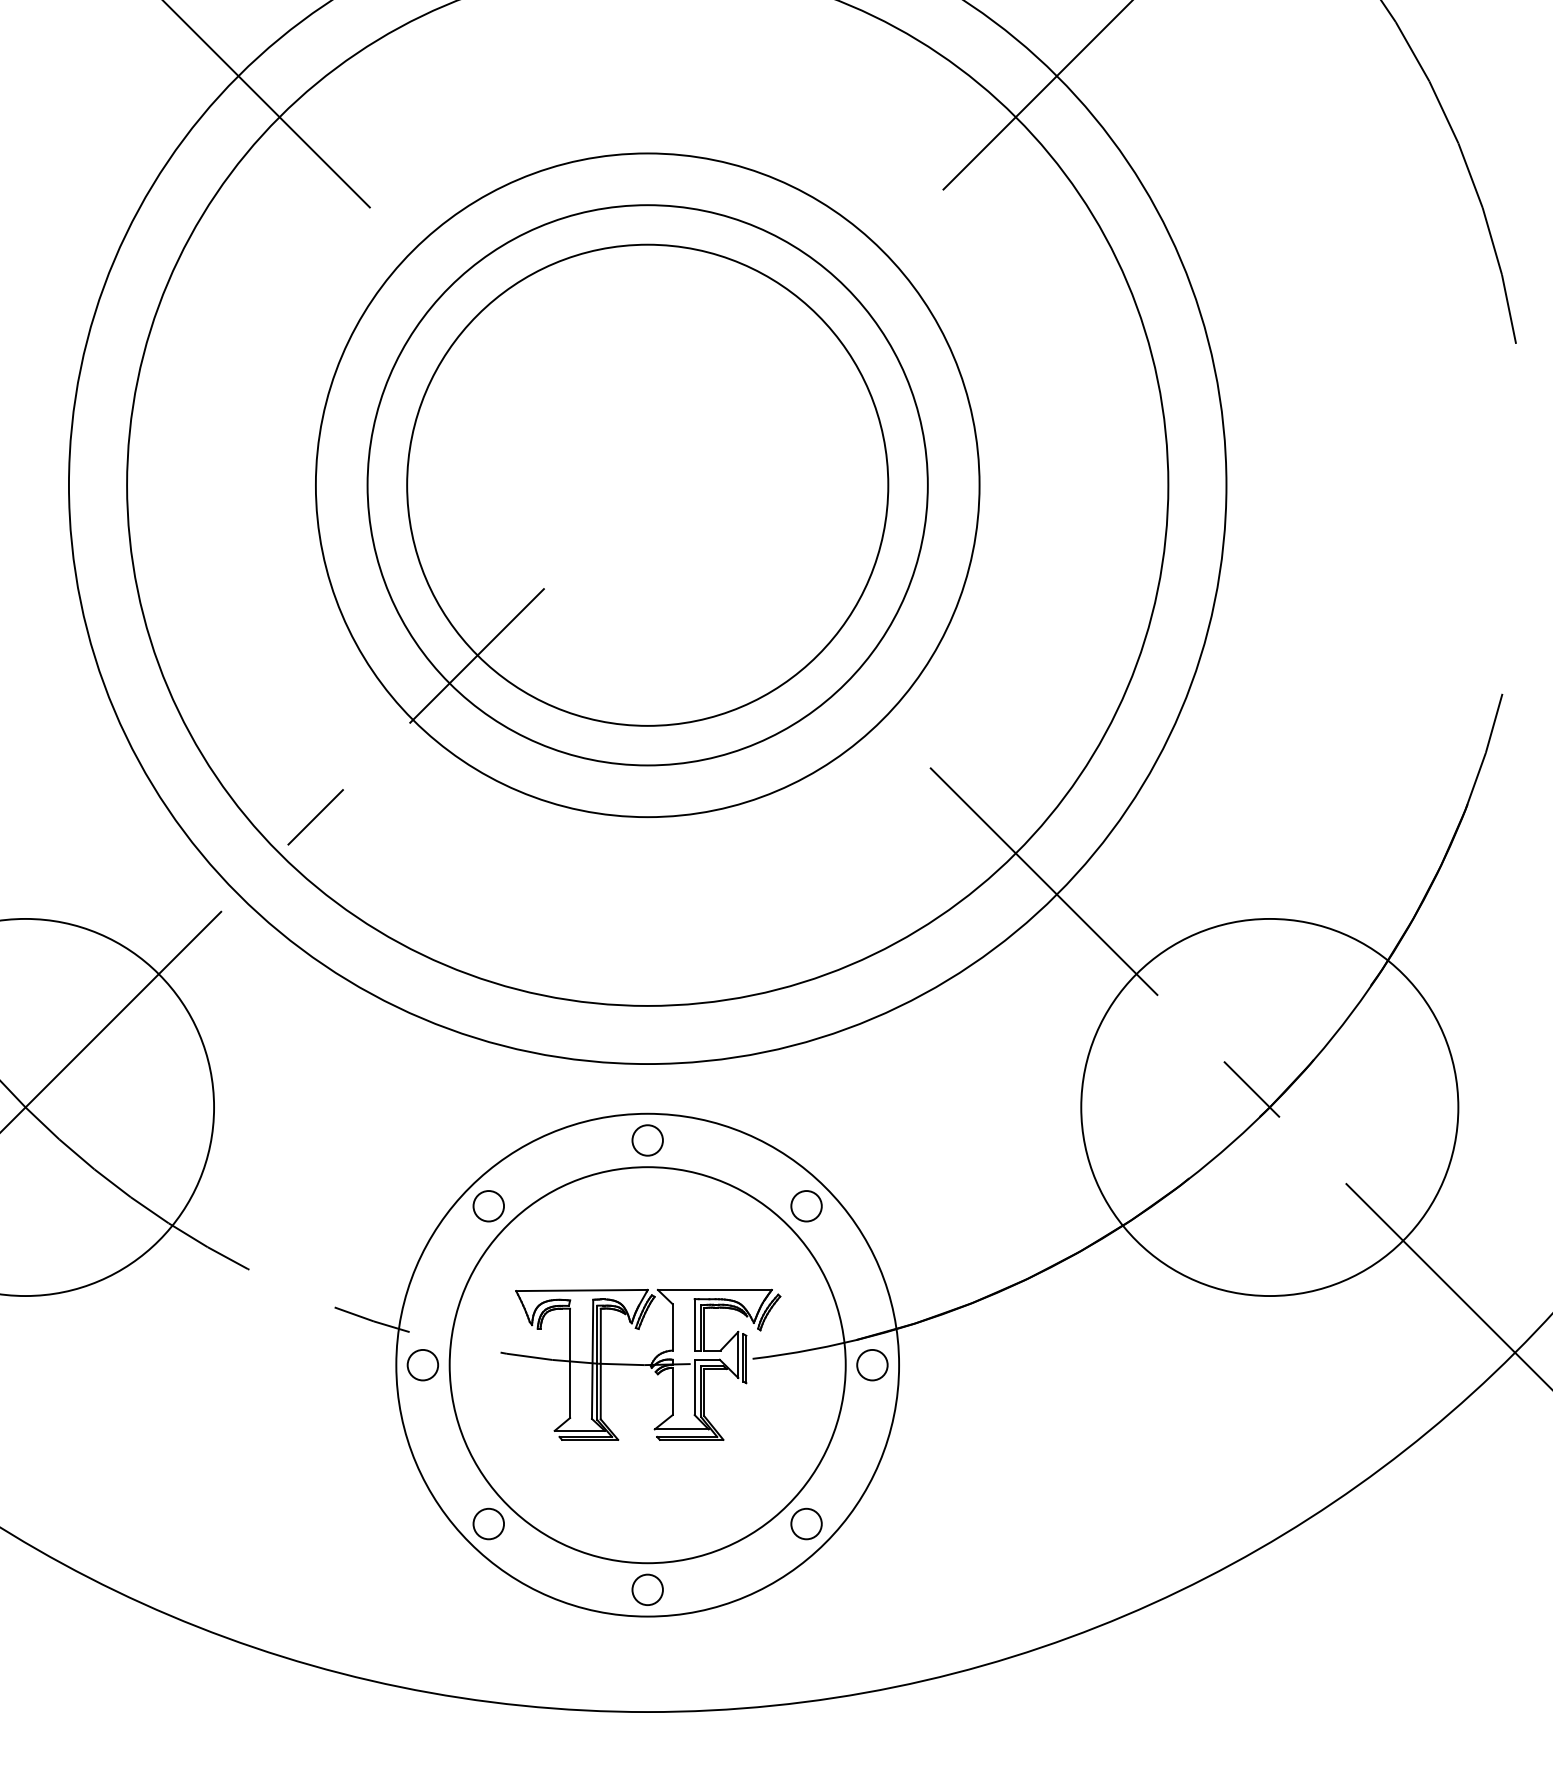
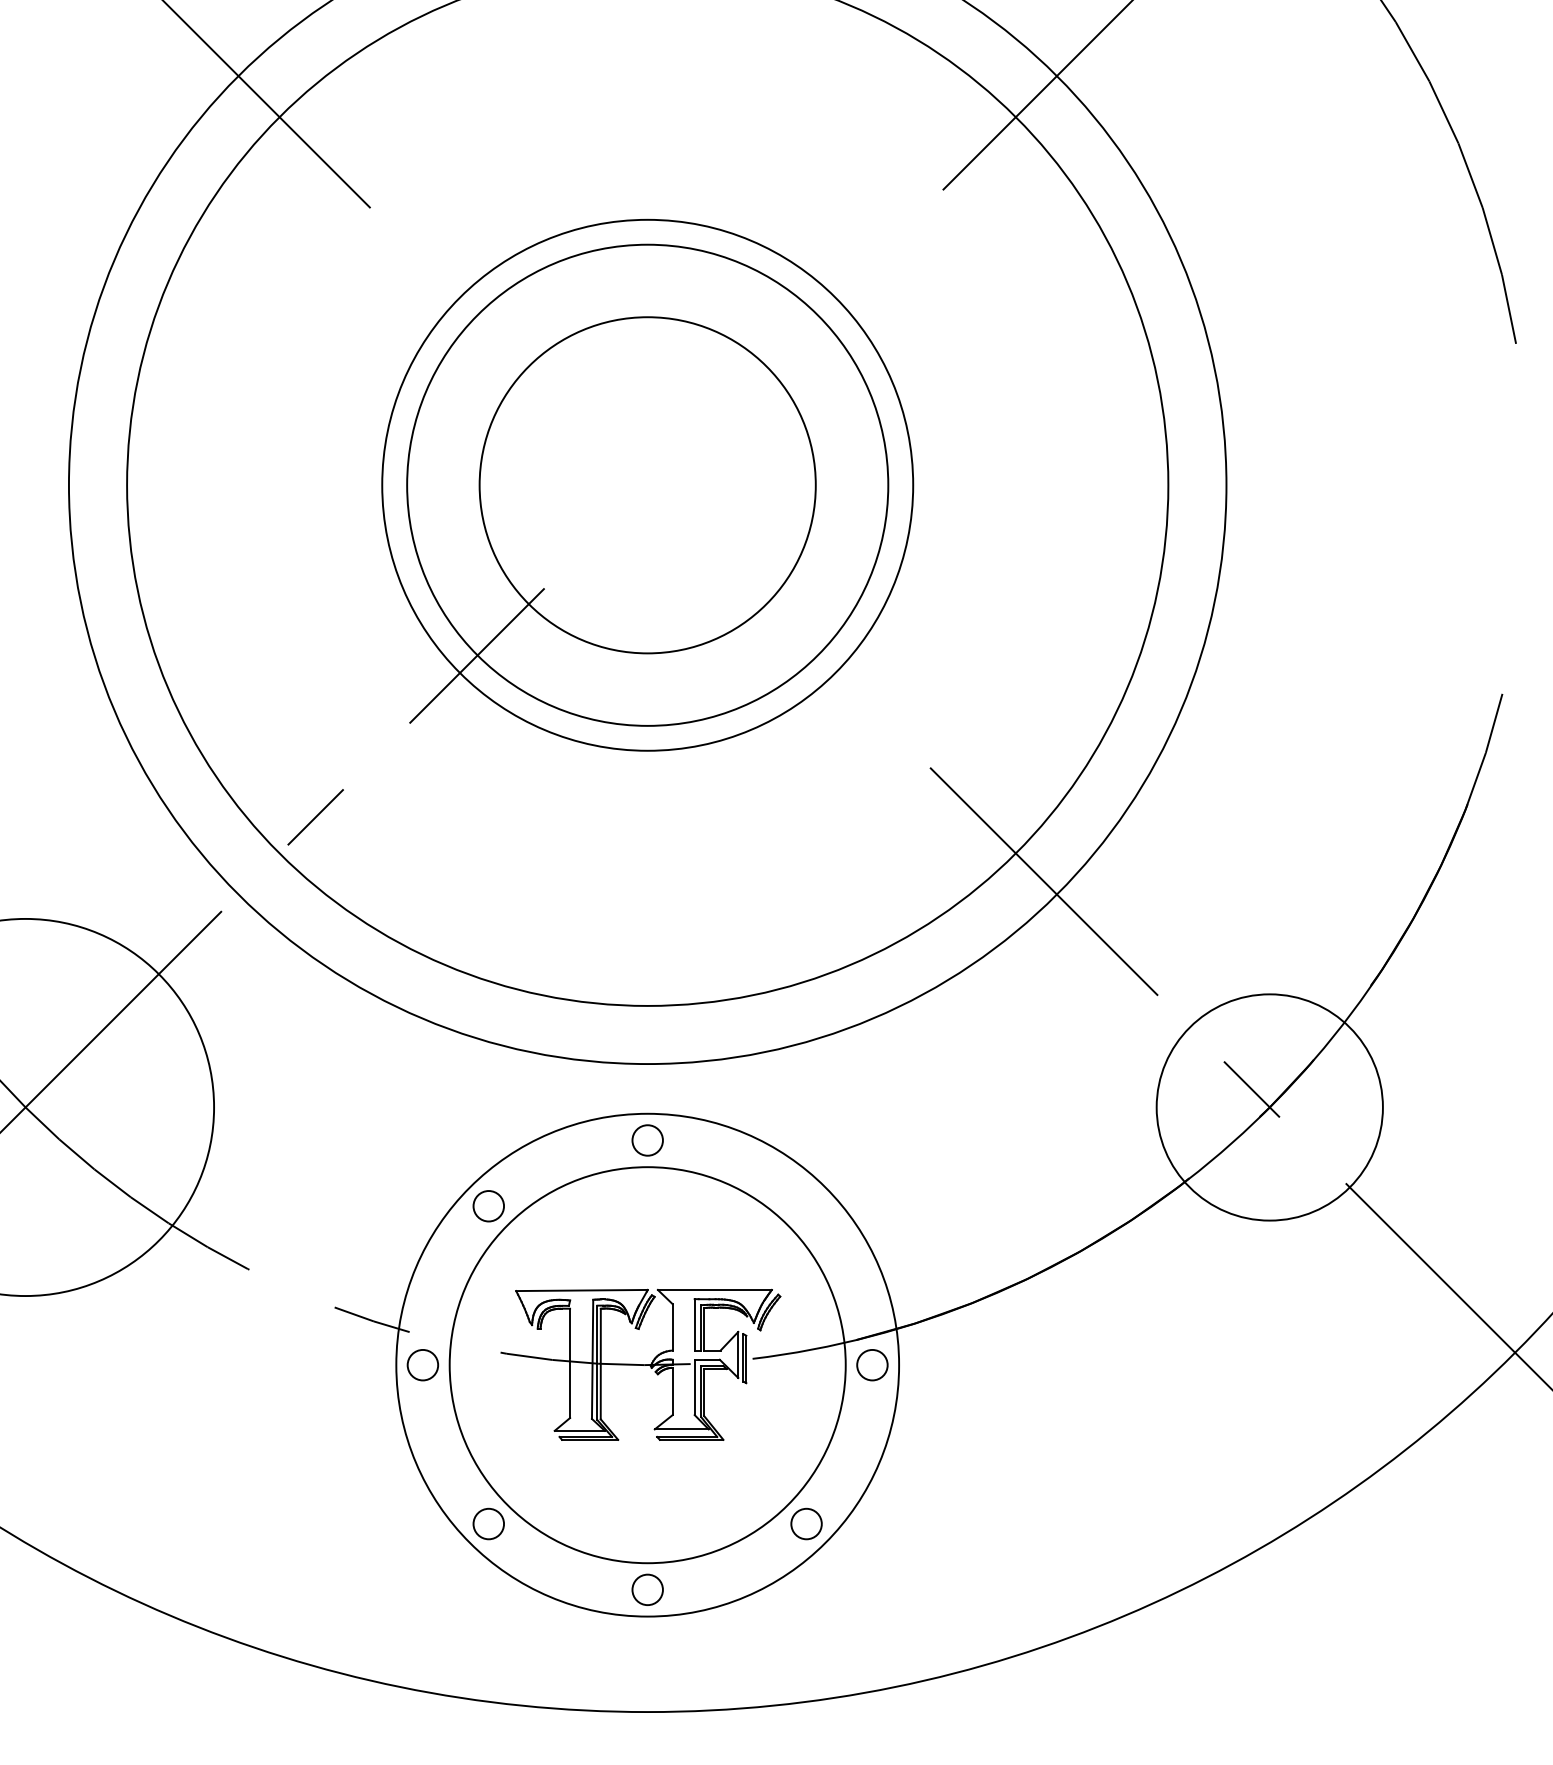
circle diameter: 560 px -> 336 px (647, 485)
circle diameter: 664 px -> 531 px (647, 484)
circle diameter: 377 px -> 226 px (1269, 1107)
circle: present -> none (806, 1206)
